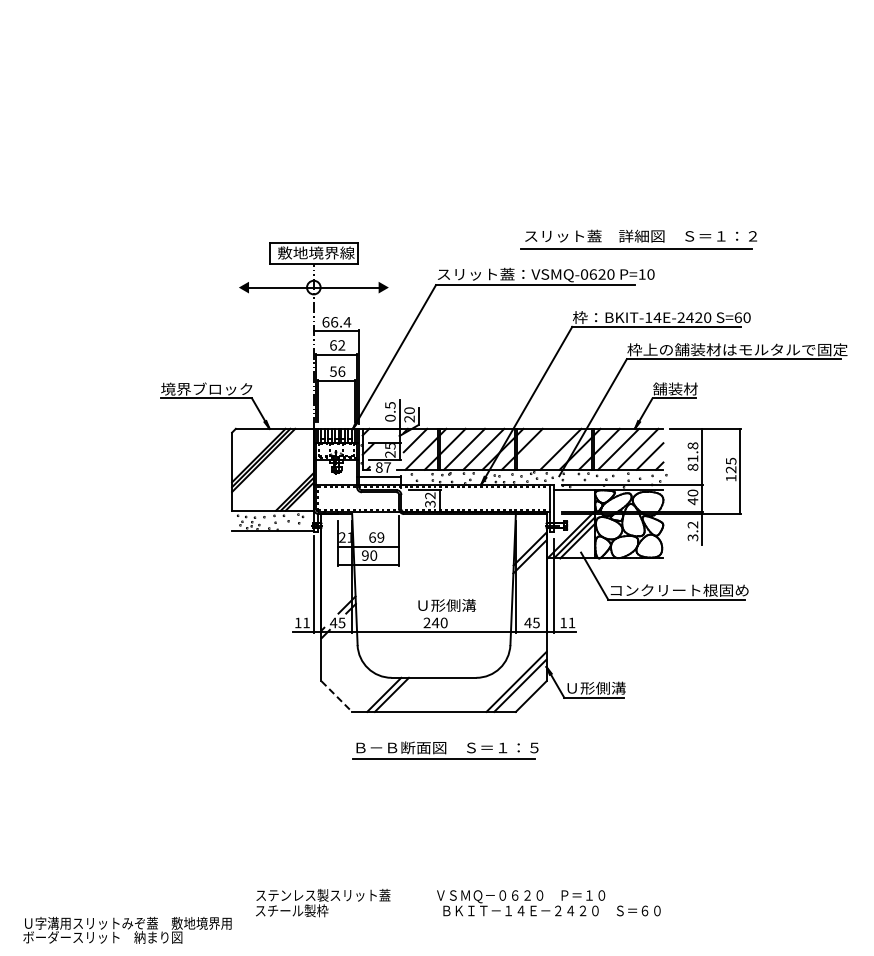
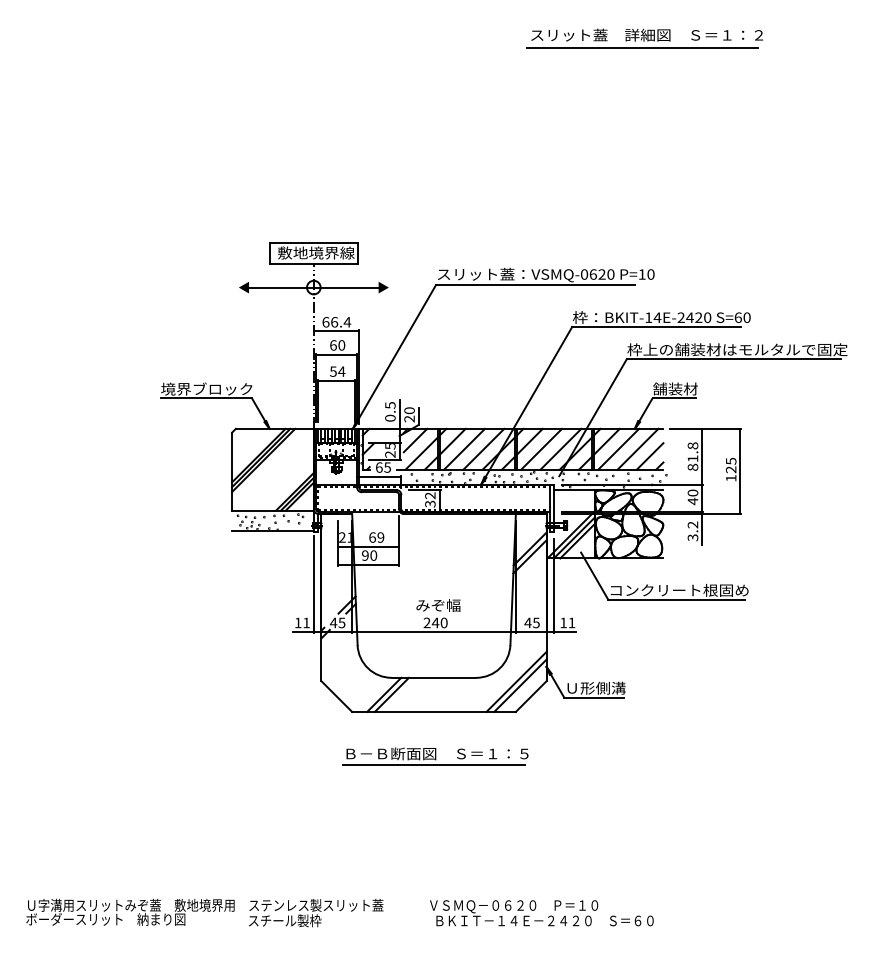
part position: (638, 239) -> (644, 38) (644, 38)
text: 62 -> 60 (341, 345)
text: 56 -> 54 (341, 371)
line: none -> present (541, 448)
text: 87 -> 65 (383, 467)
text: Ｕ形側溝 -> みぞ幅 (446, 605)
line: dashed -> solid (336, 696)
part position: (445, 750) -> (435, 756) (435, 756)
text position: (458, 903) -> (451, 913) (451, 913)
text position: (127, 929) -> (130, 911) (130, 911)
